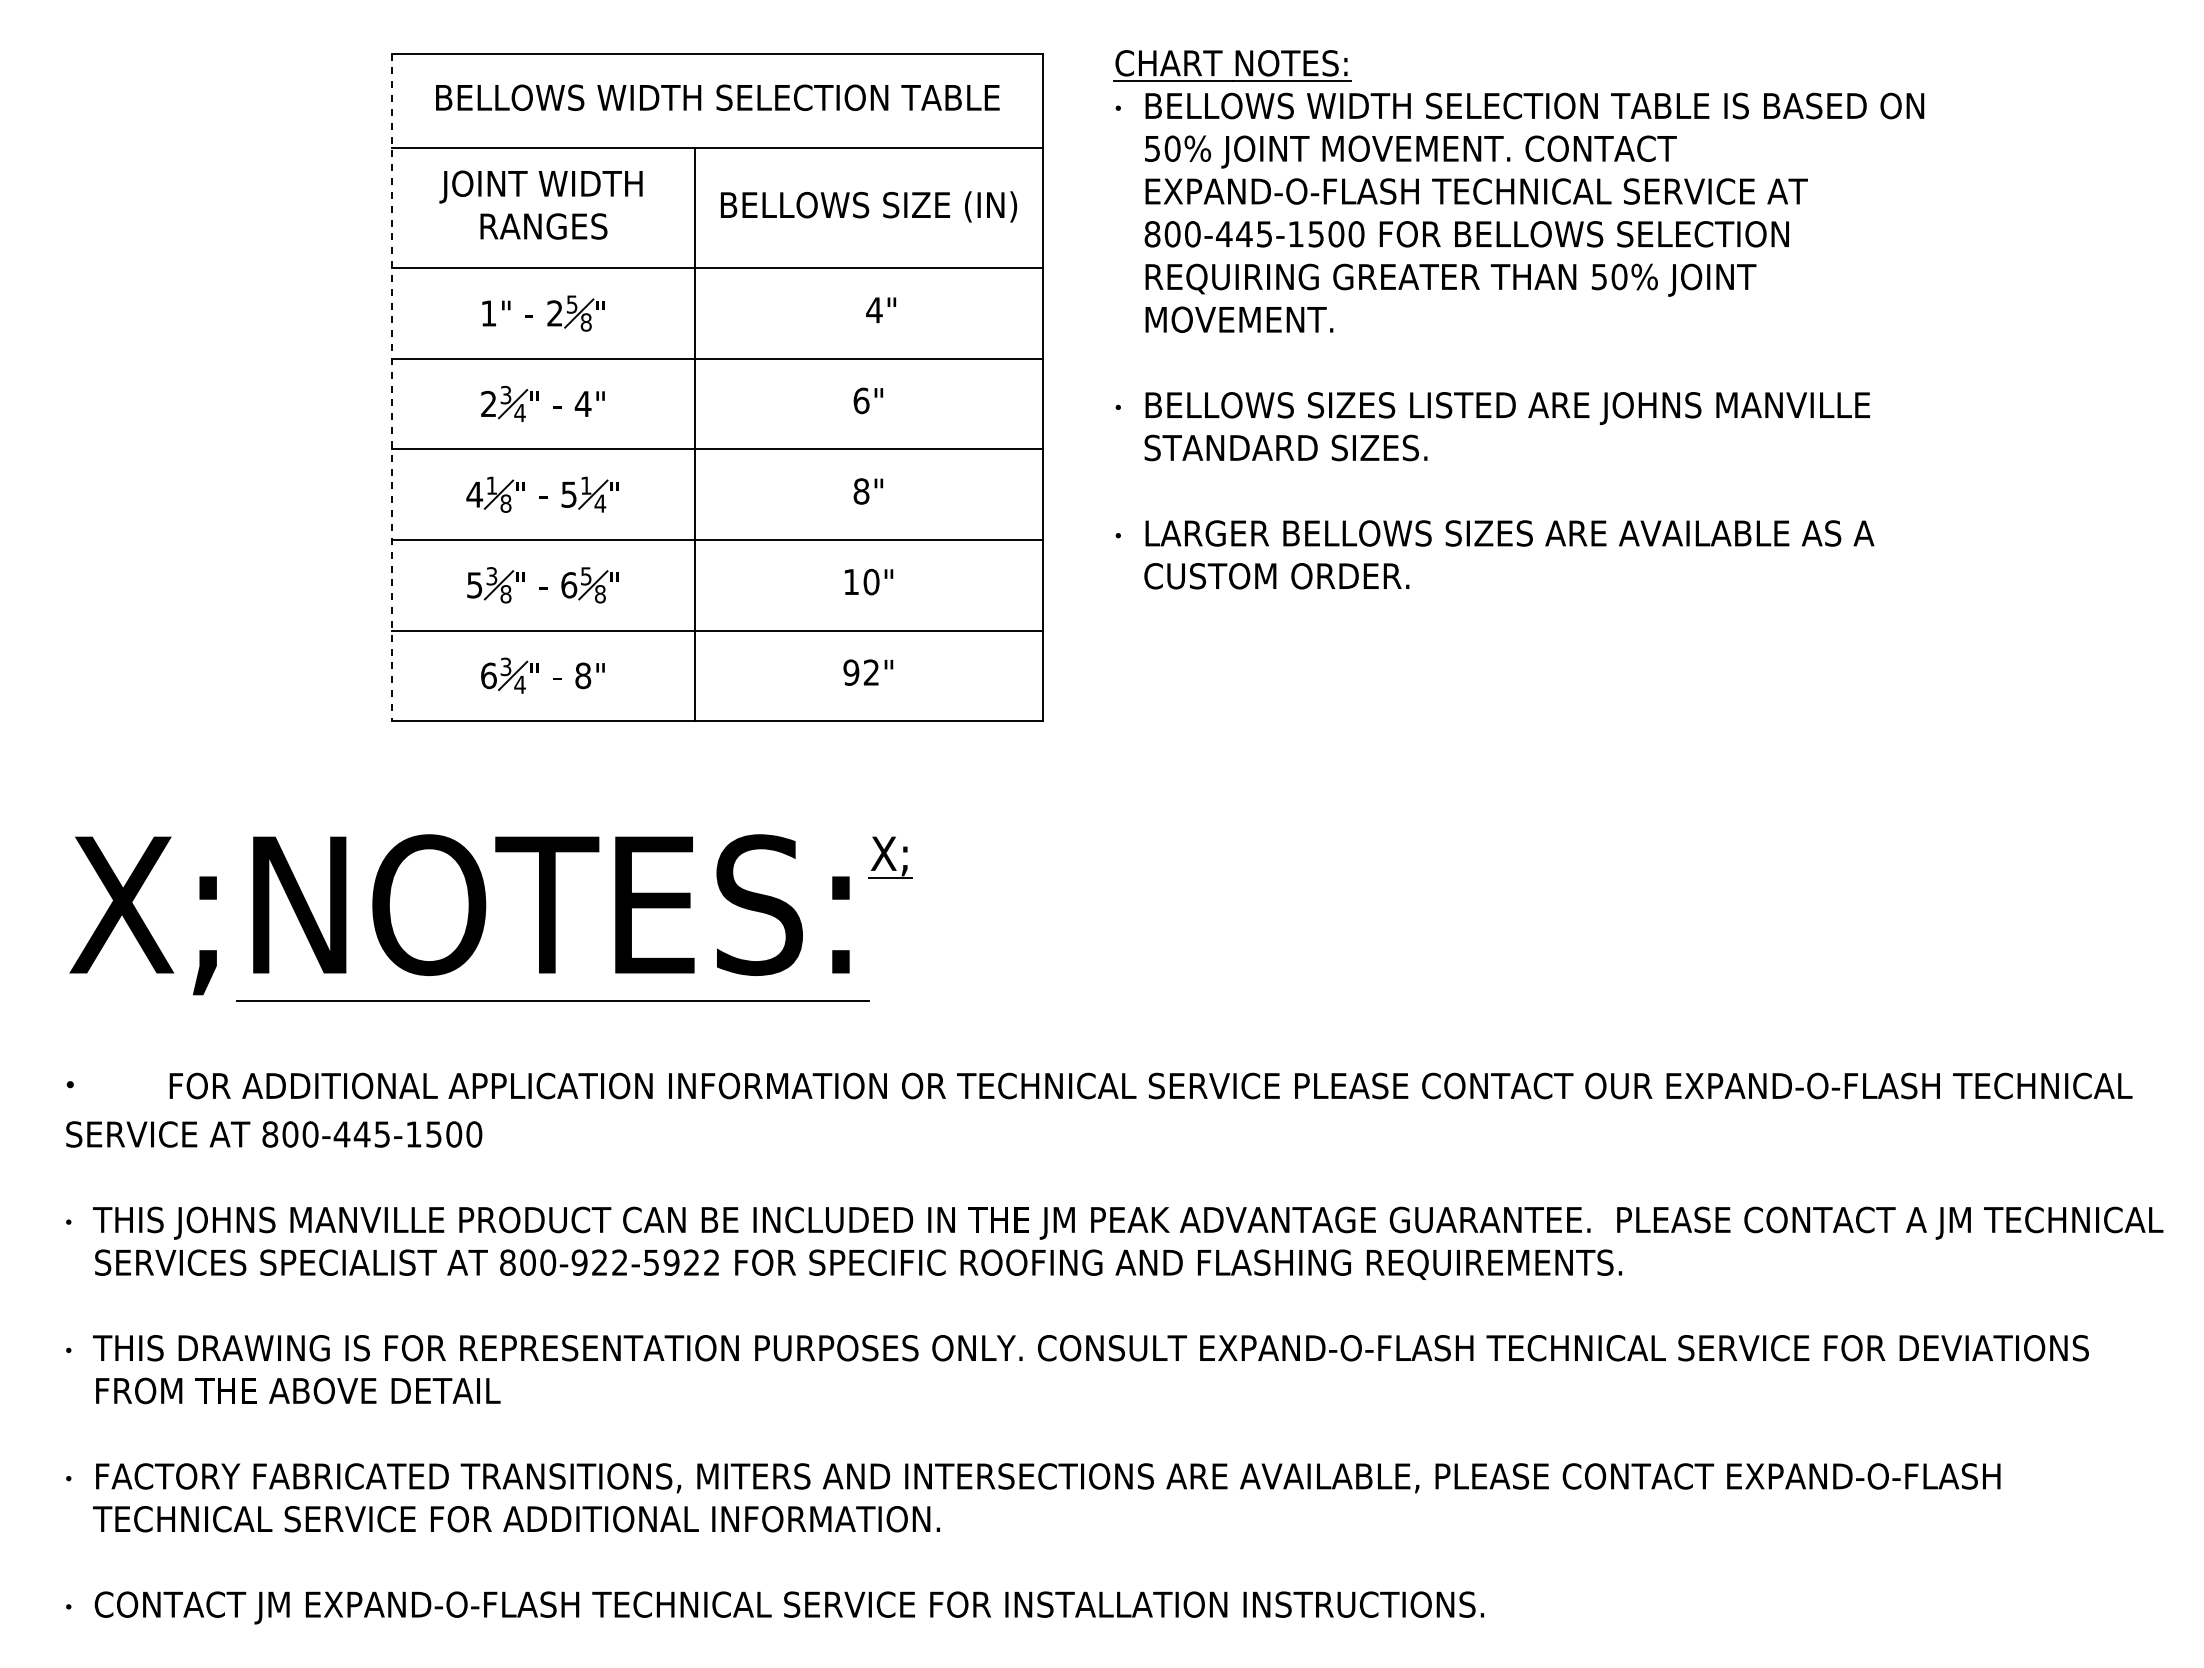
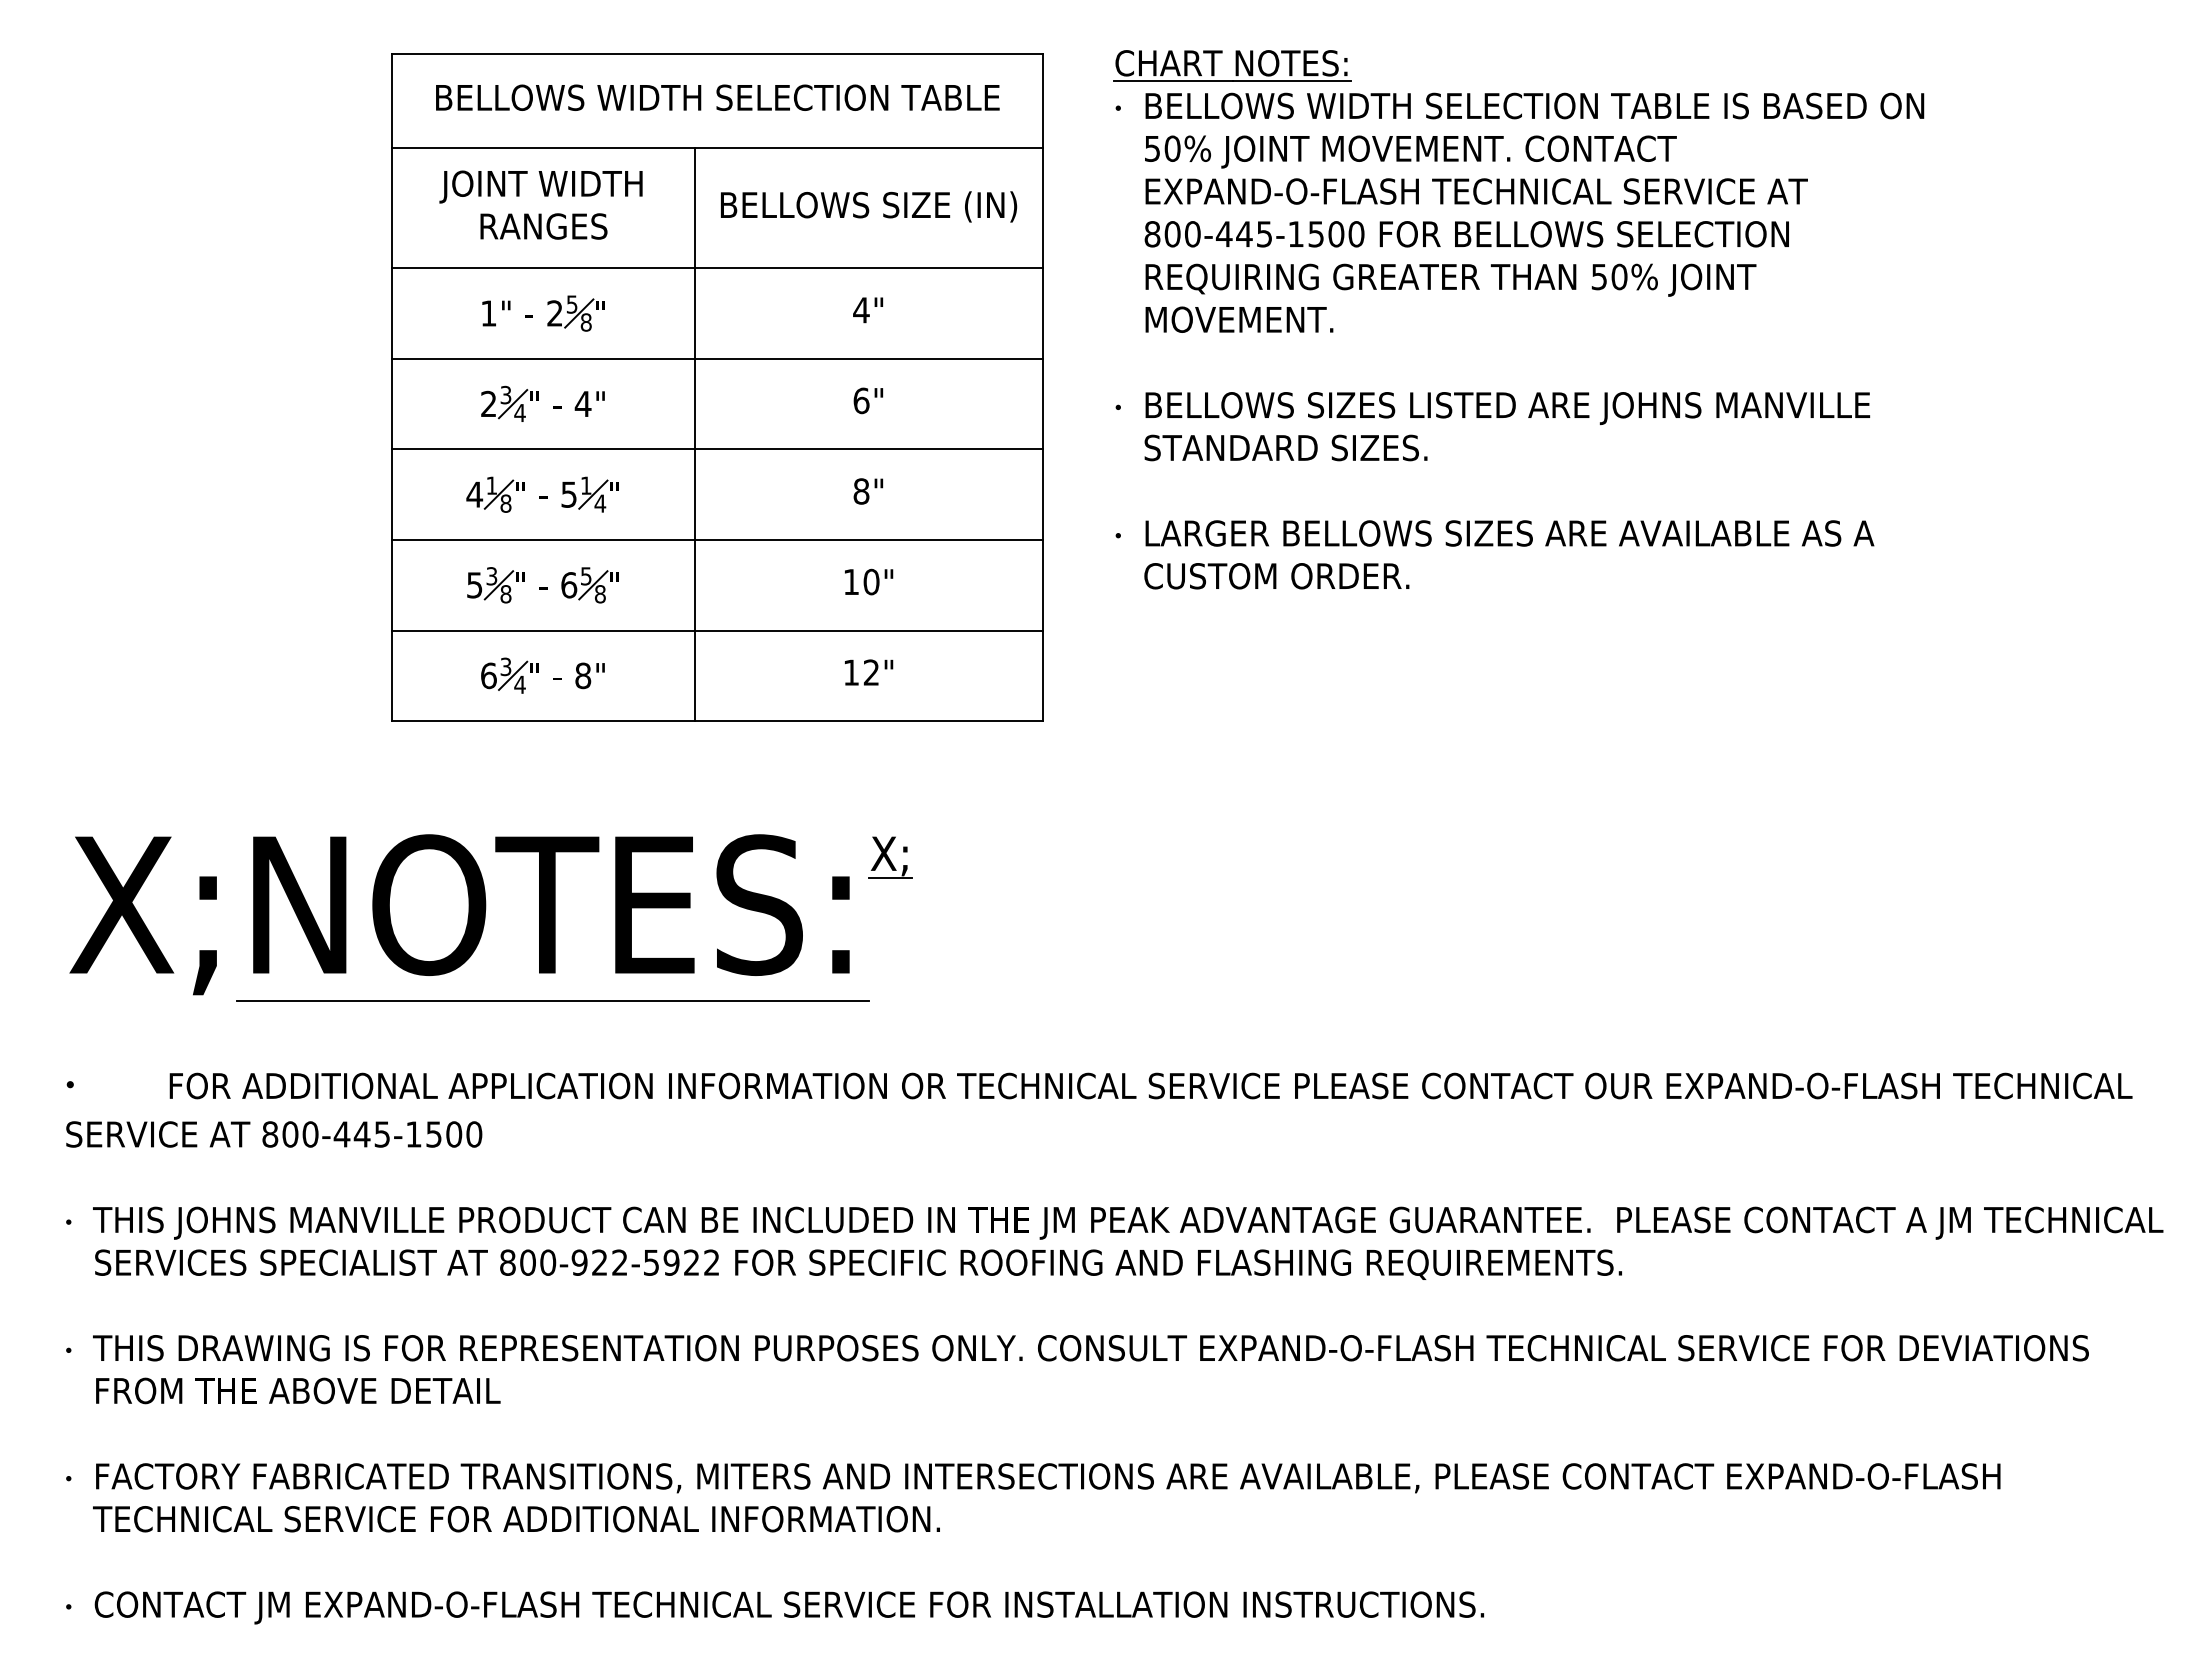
text position: (881, 310) -> (868, 310) (868, 310)
line: dashed -> solid (391, 387)
text: 92" -> 12" (851, 672)
